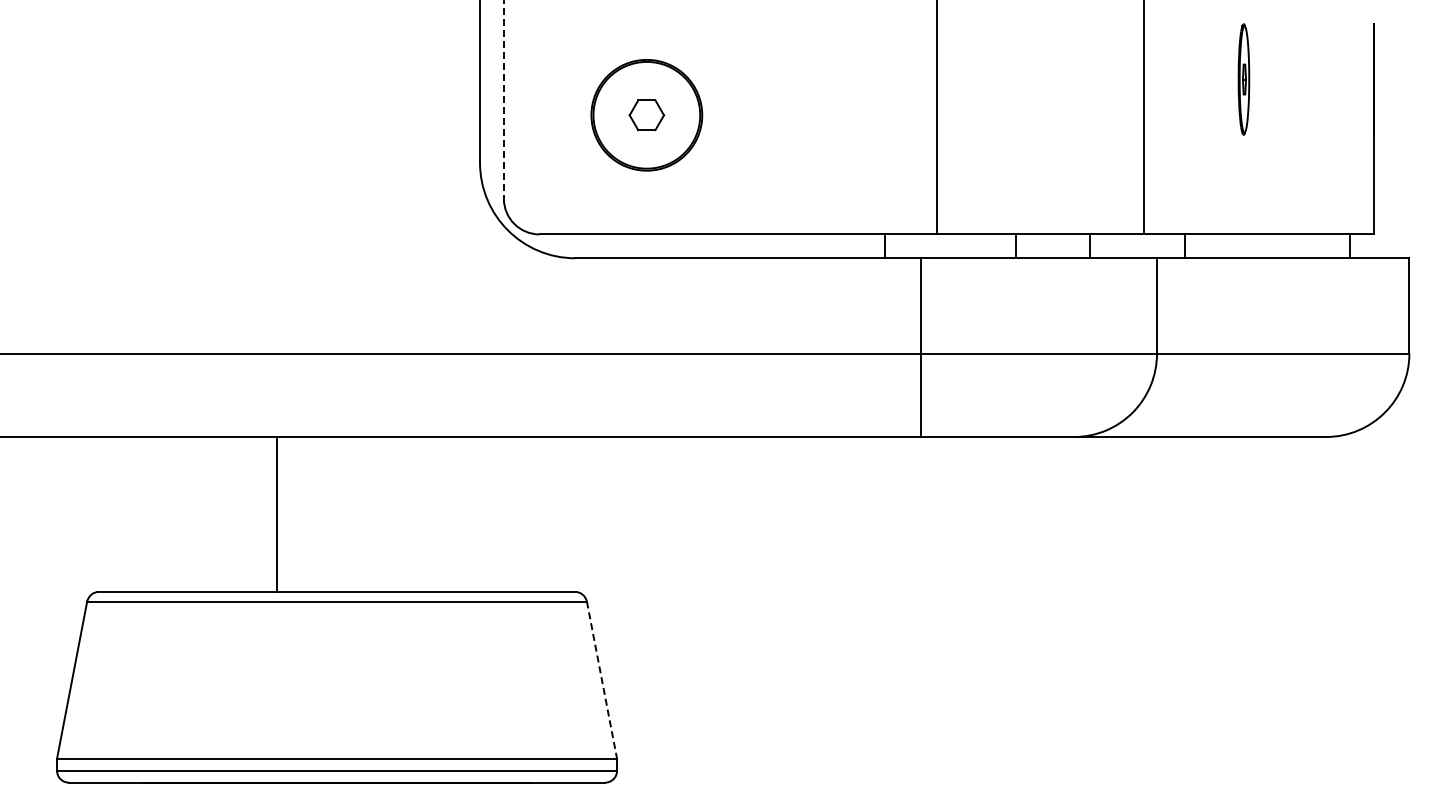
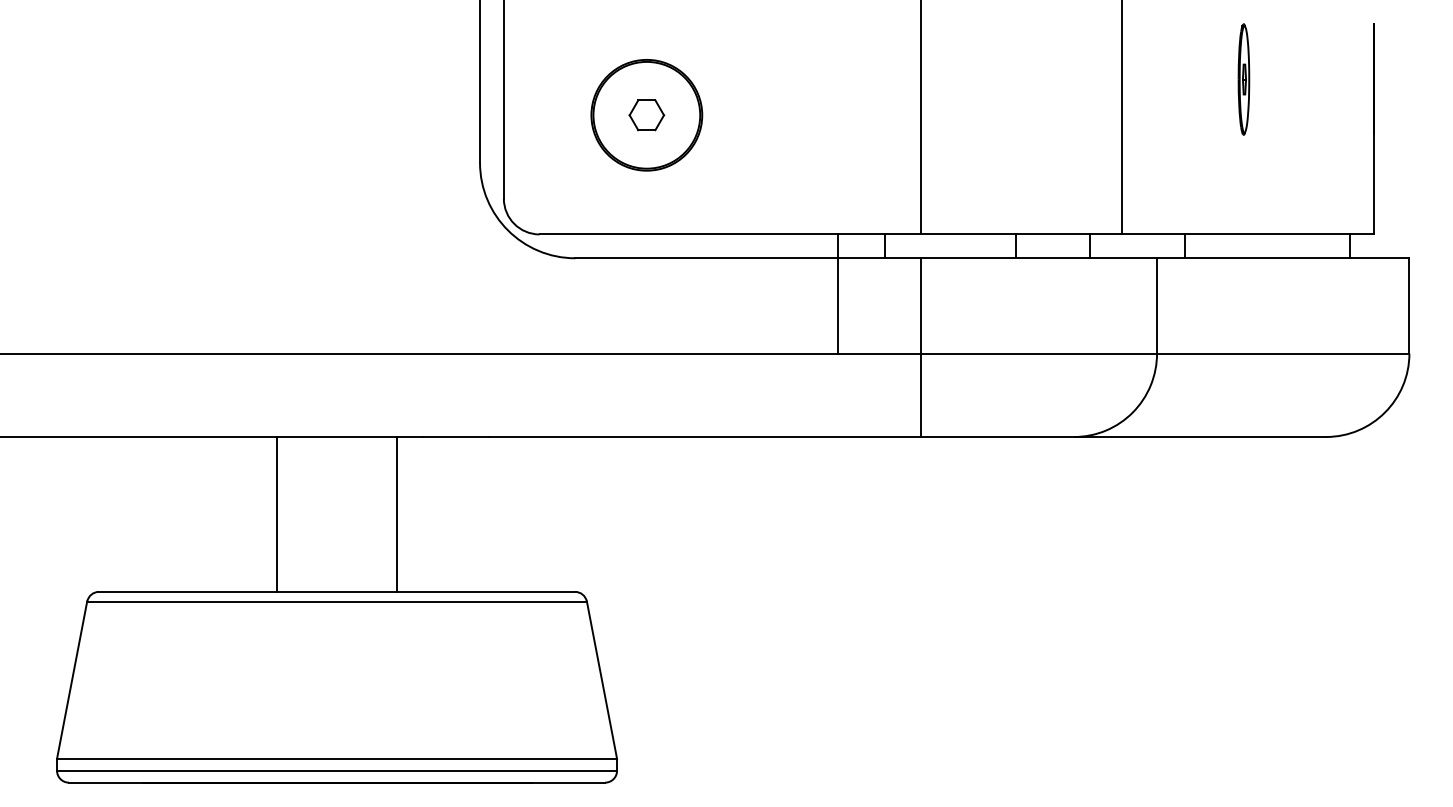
line: dashed -> solid (503, 99)
line position: (936, 118) -> (920, 118) (920, 118)
line position: (1143, 118) -> (1121, 118) (1121, 118)
line: none -> present (837, 293)
line: none -> present (396, 514)
line: dashed -> solid (602, 680)
